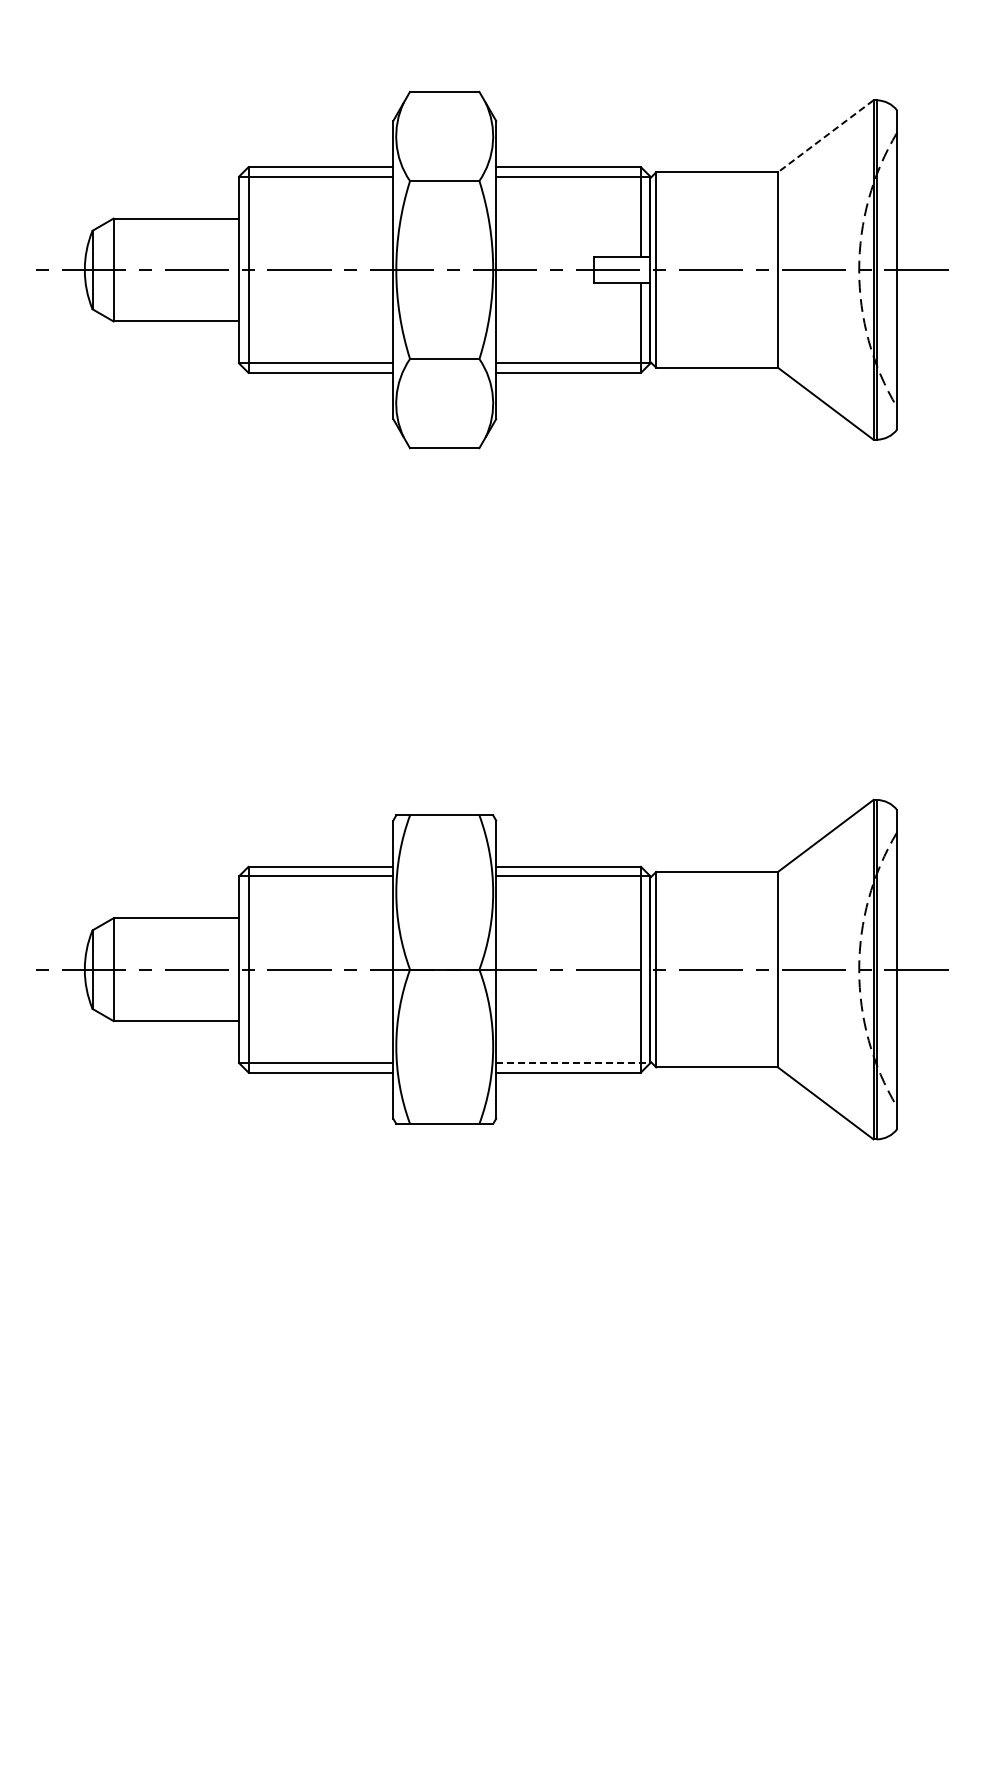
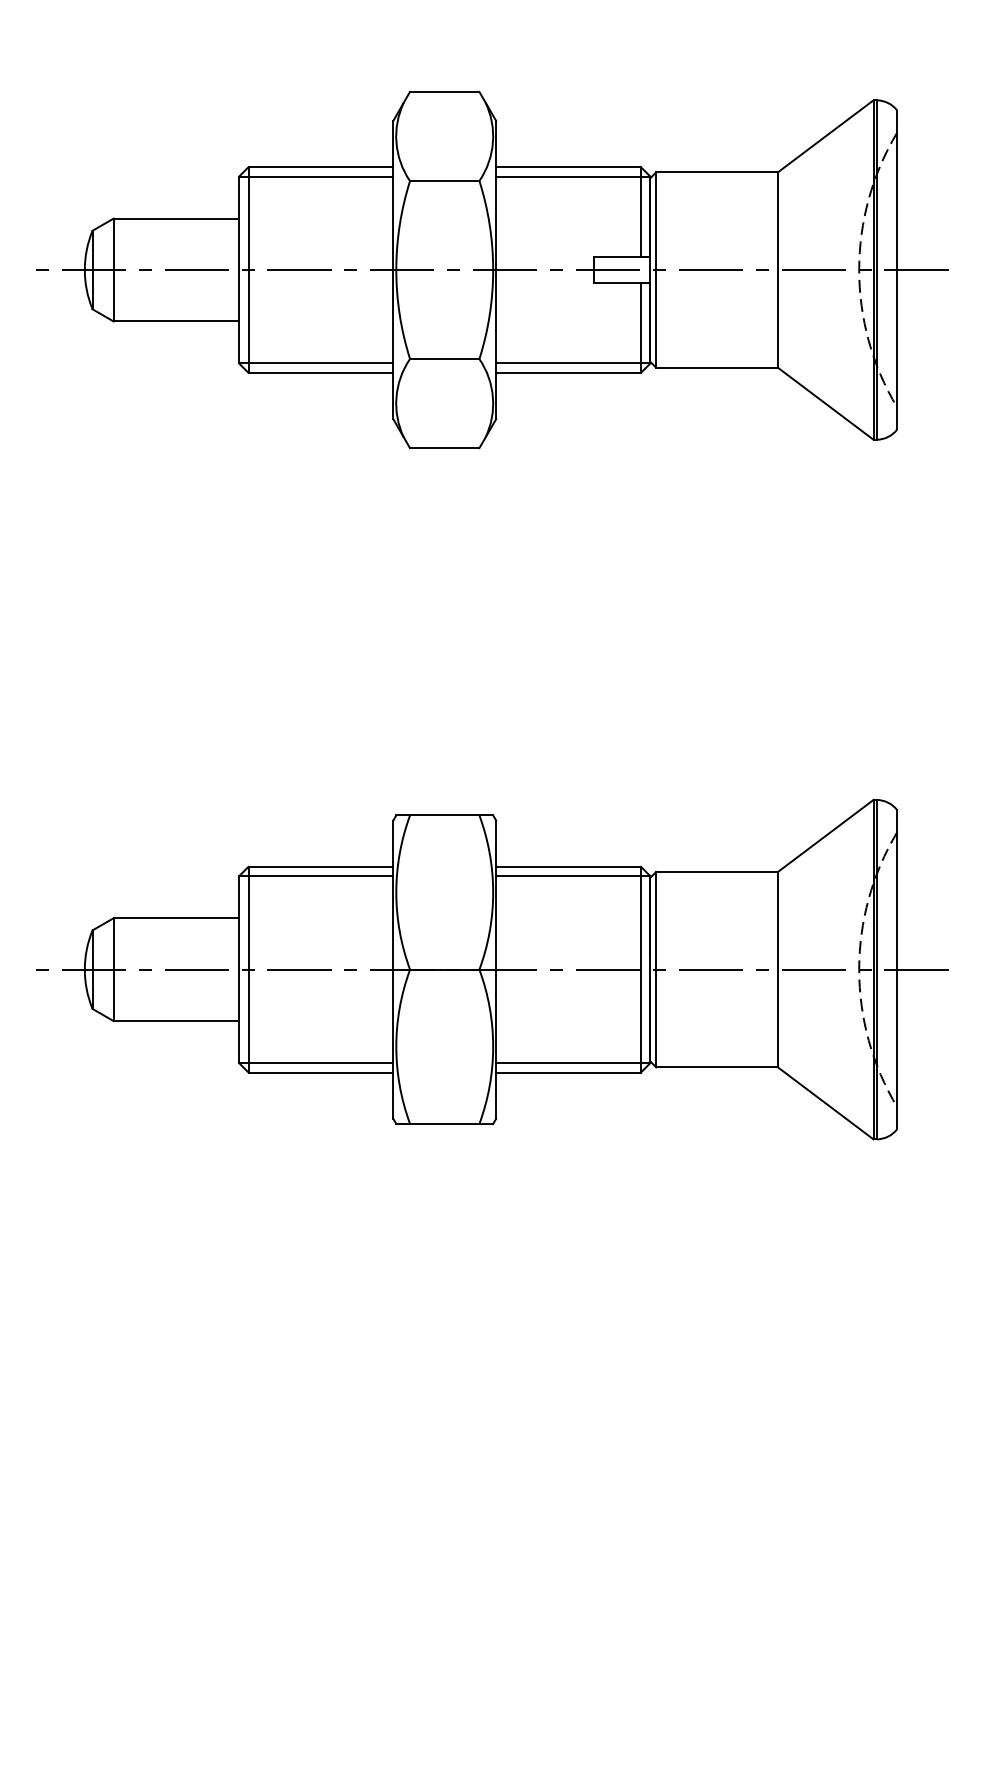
line: dashed -> solid (825, 136)
line: dashed -> solid (573, 1063)
